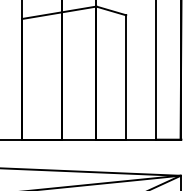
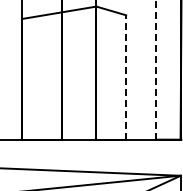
line: solid -> dashed (155, 69)
line: solid -> dashed (126, 76)
